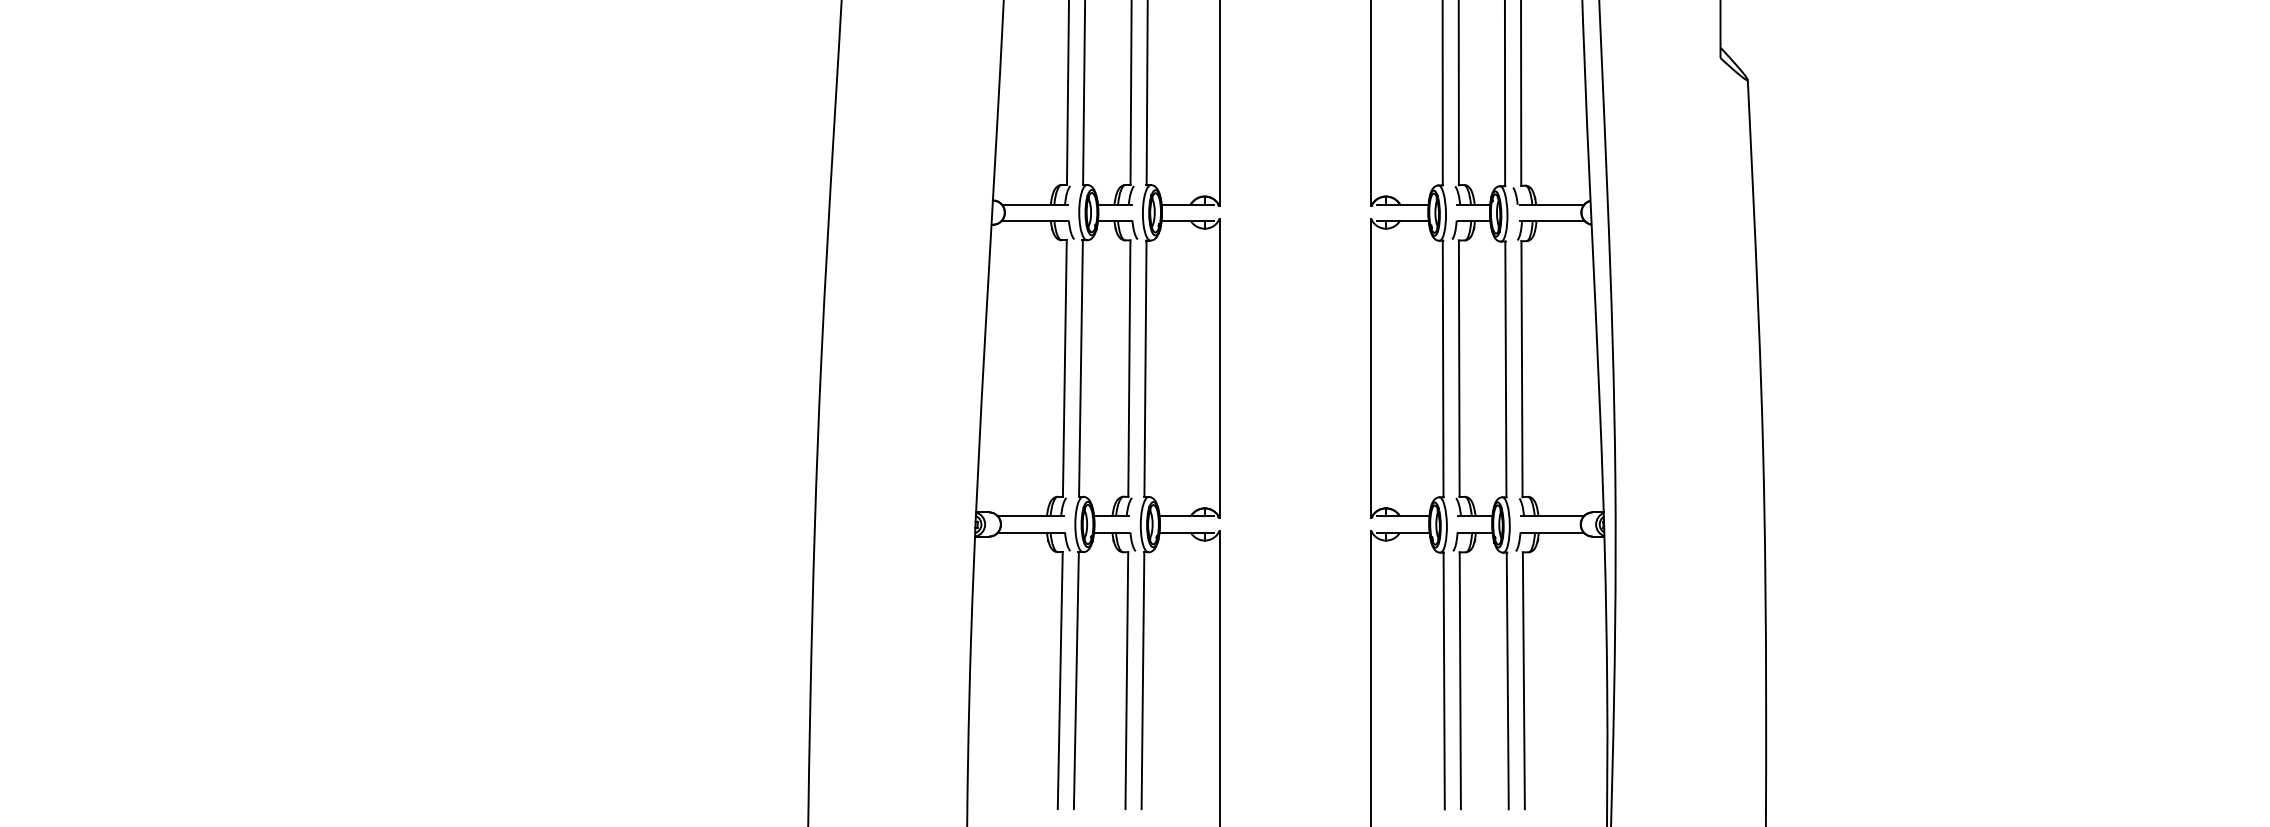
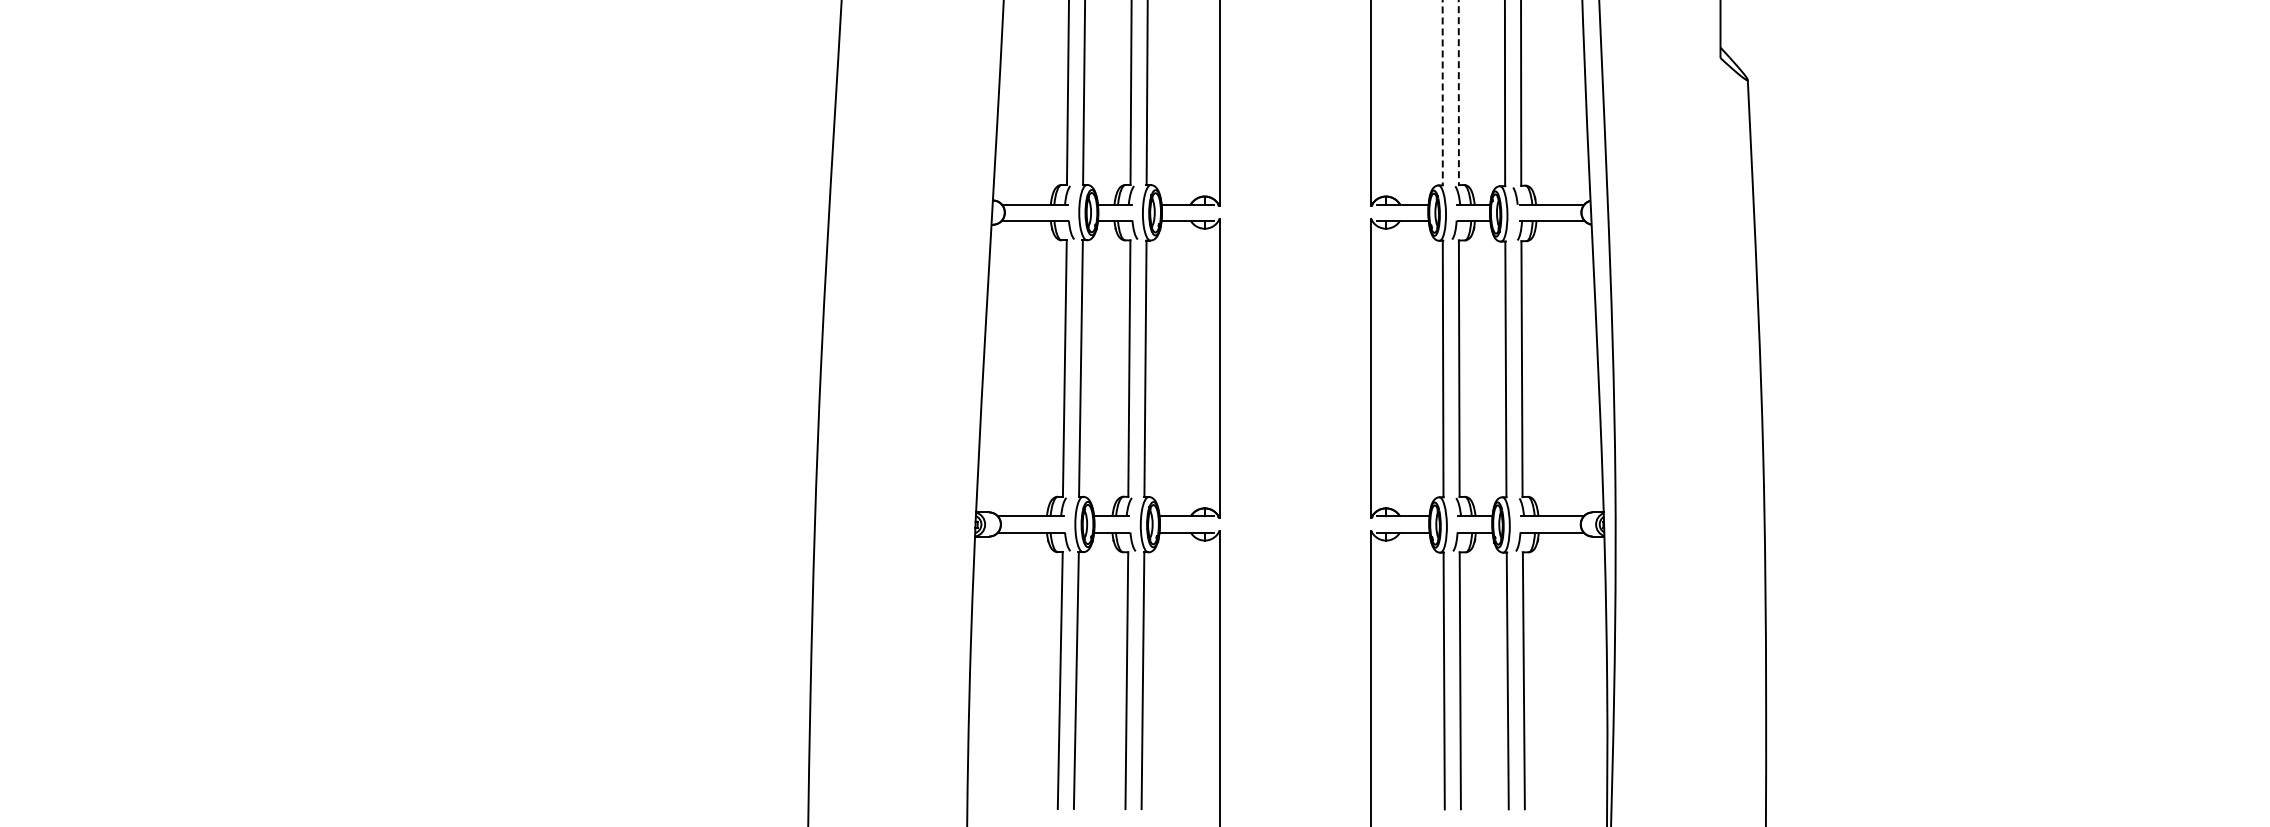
line: solid -> dashed (1442, 93)
line: solid -> dashed (1458, 93)
